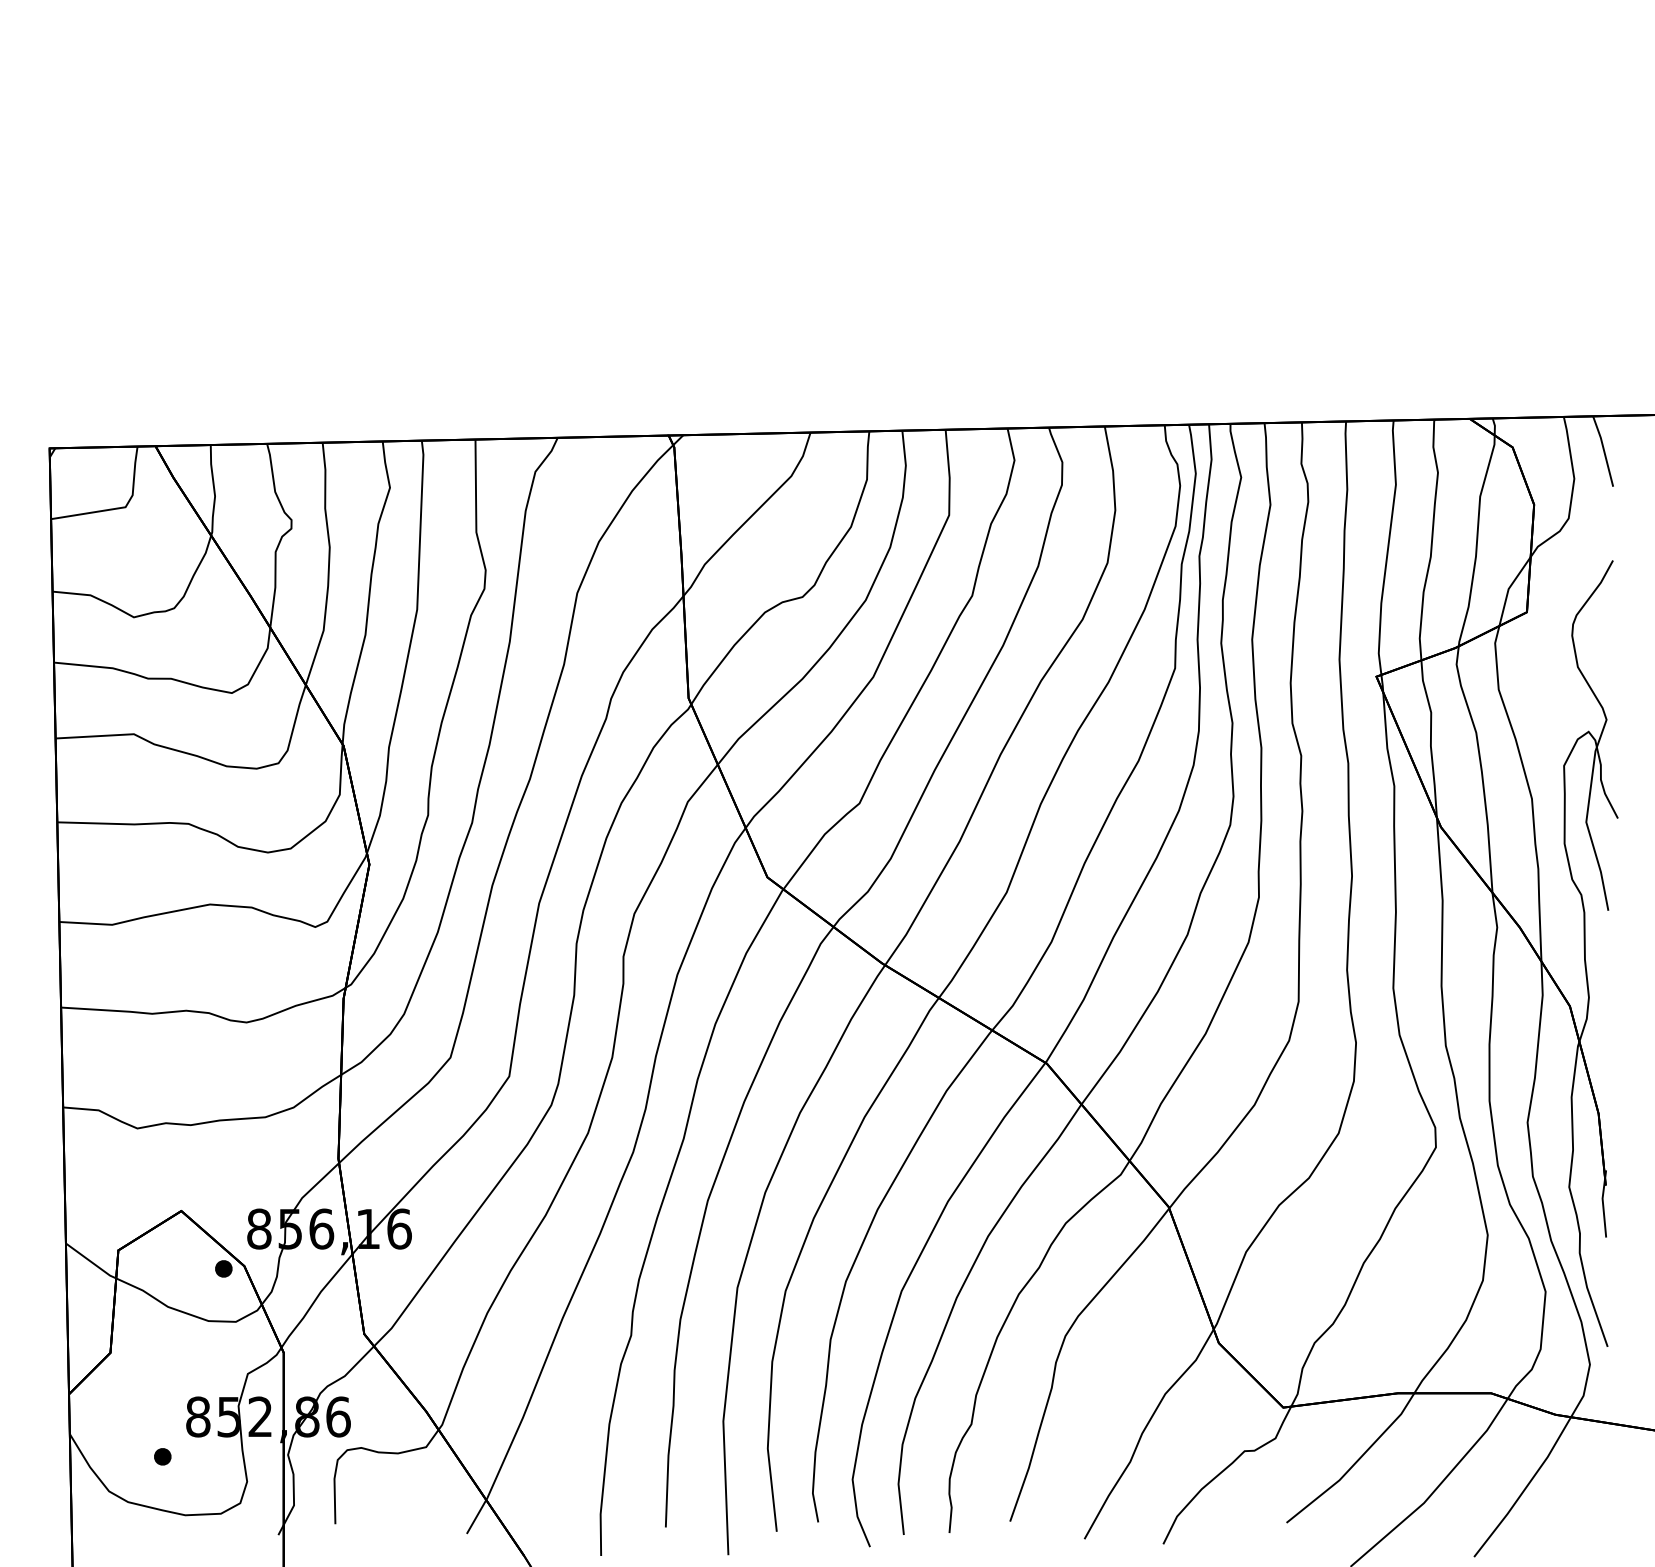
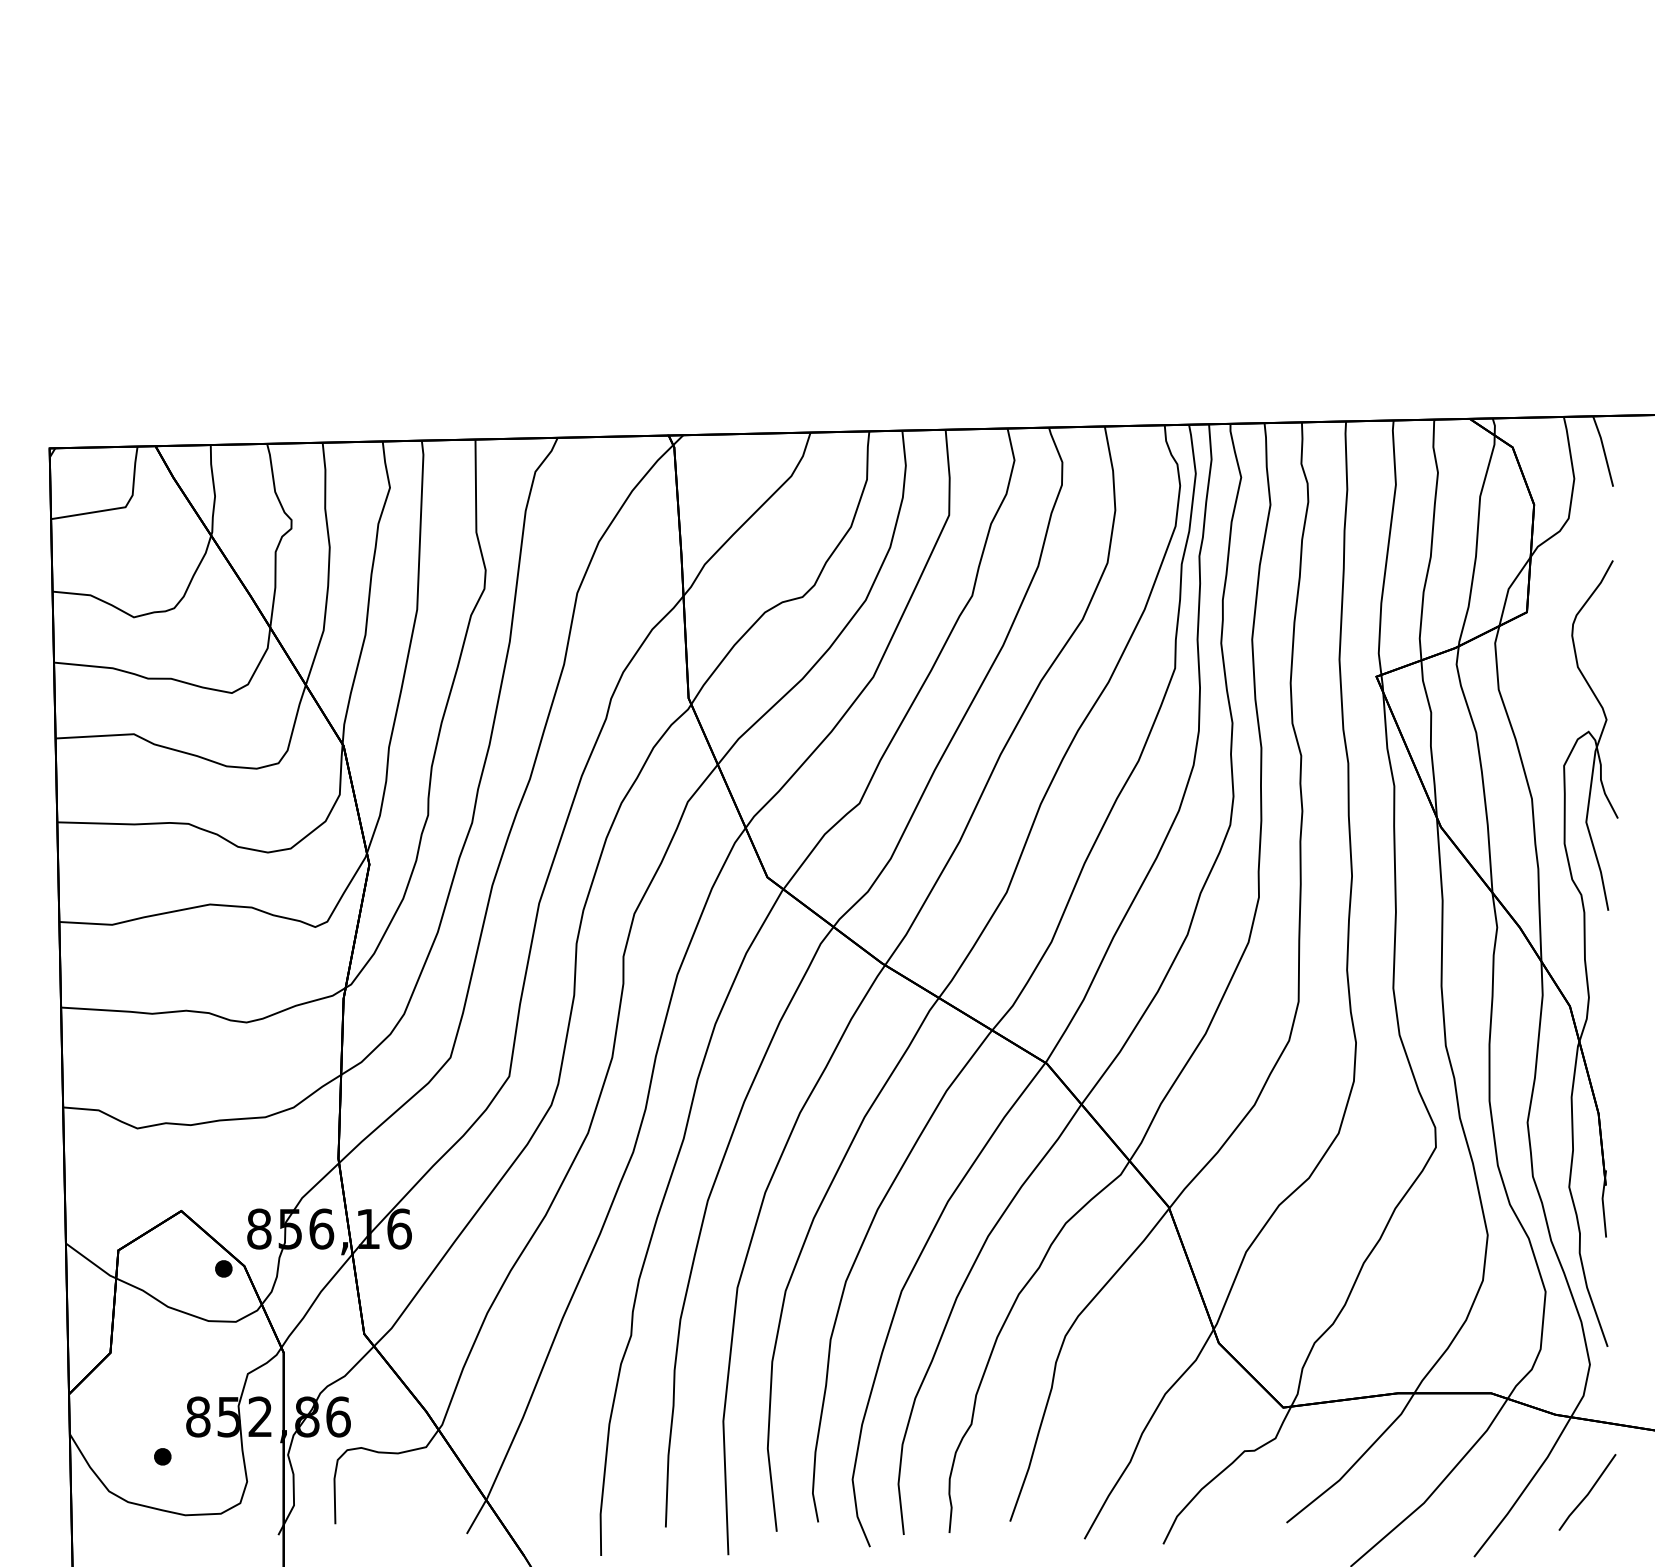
line: none -> present (1588, 1492)
